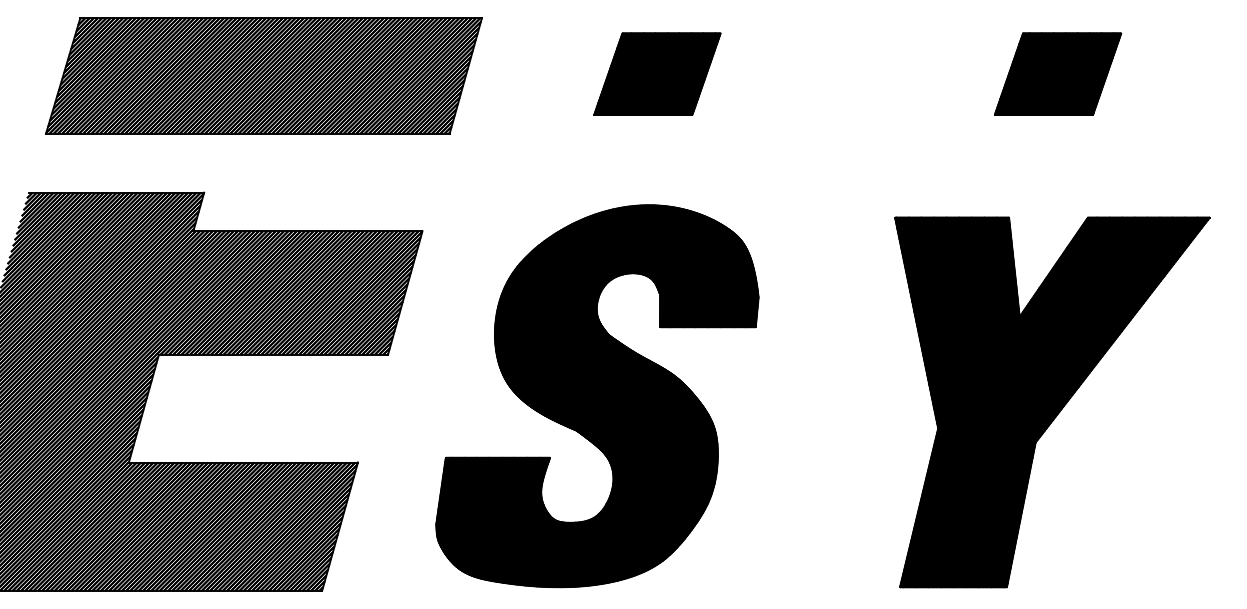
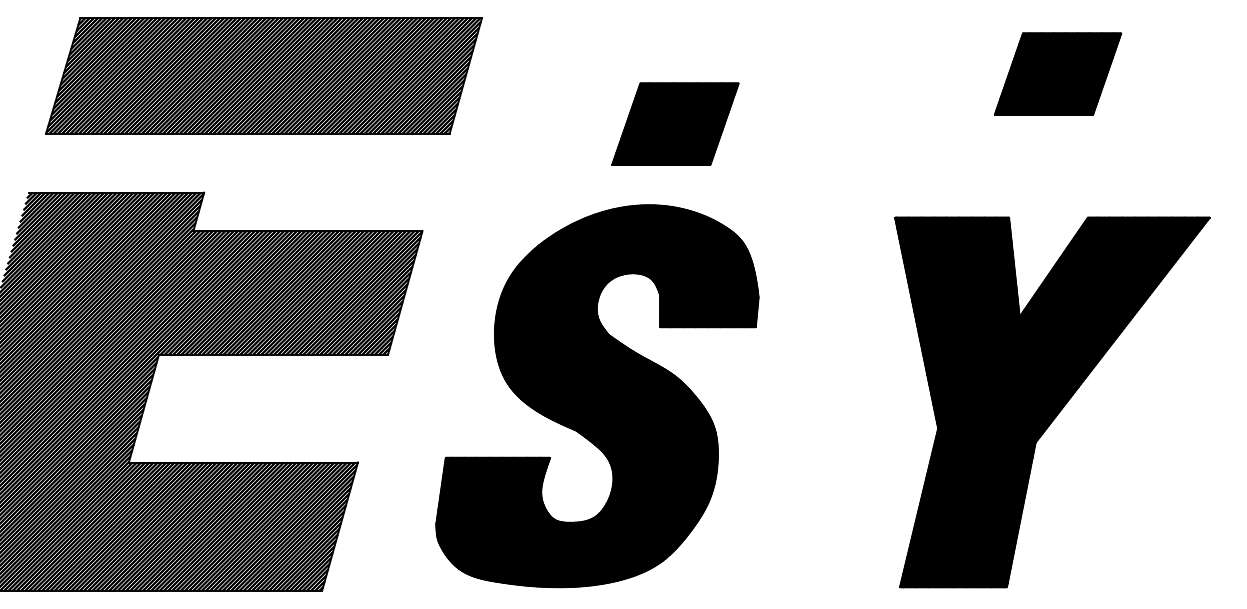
part position: (657, 73) -> (675, 123) (675, 123)
